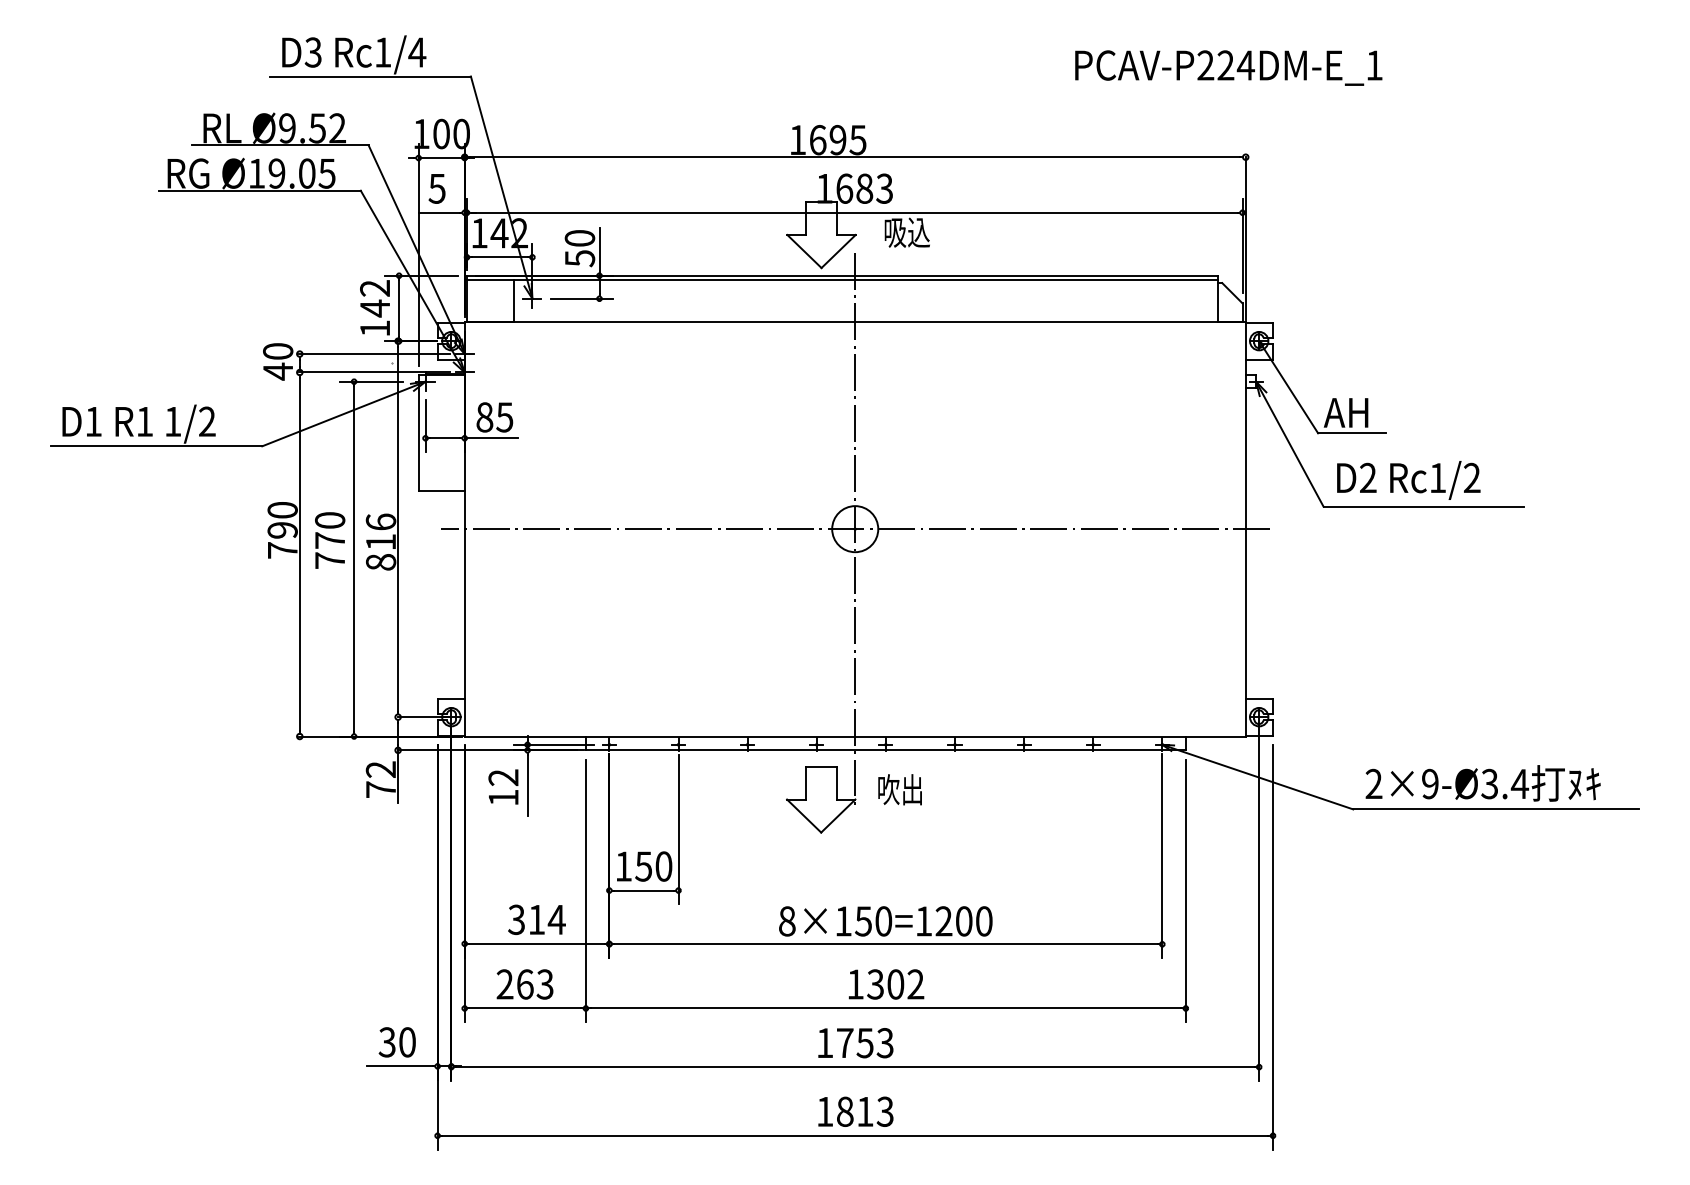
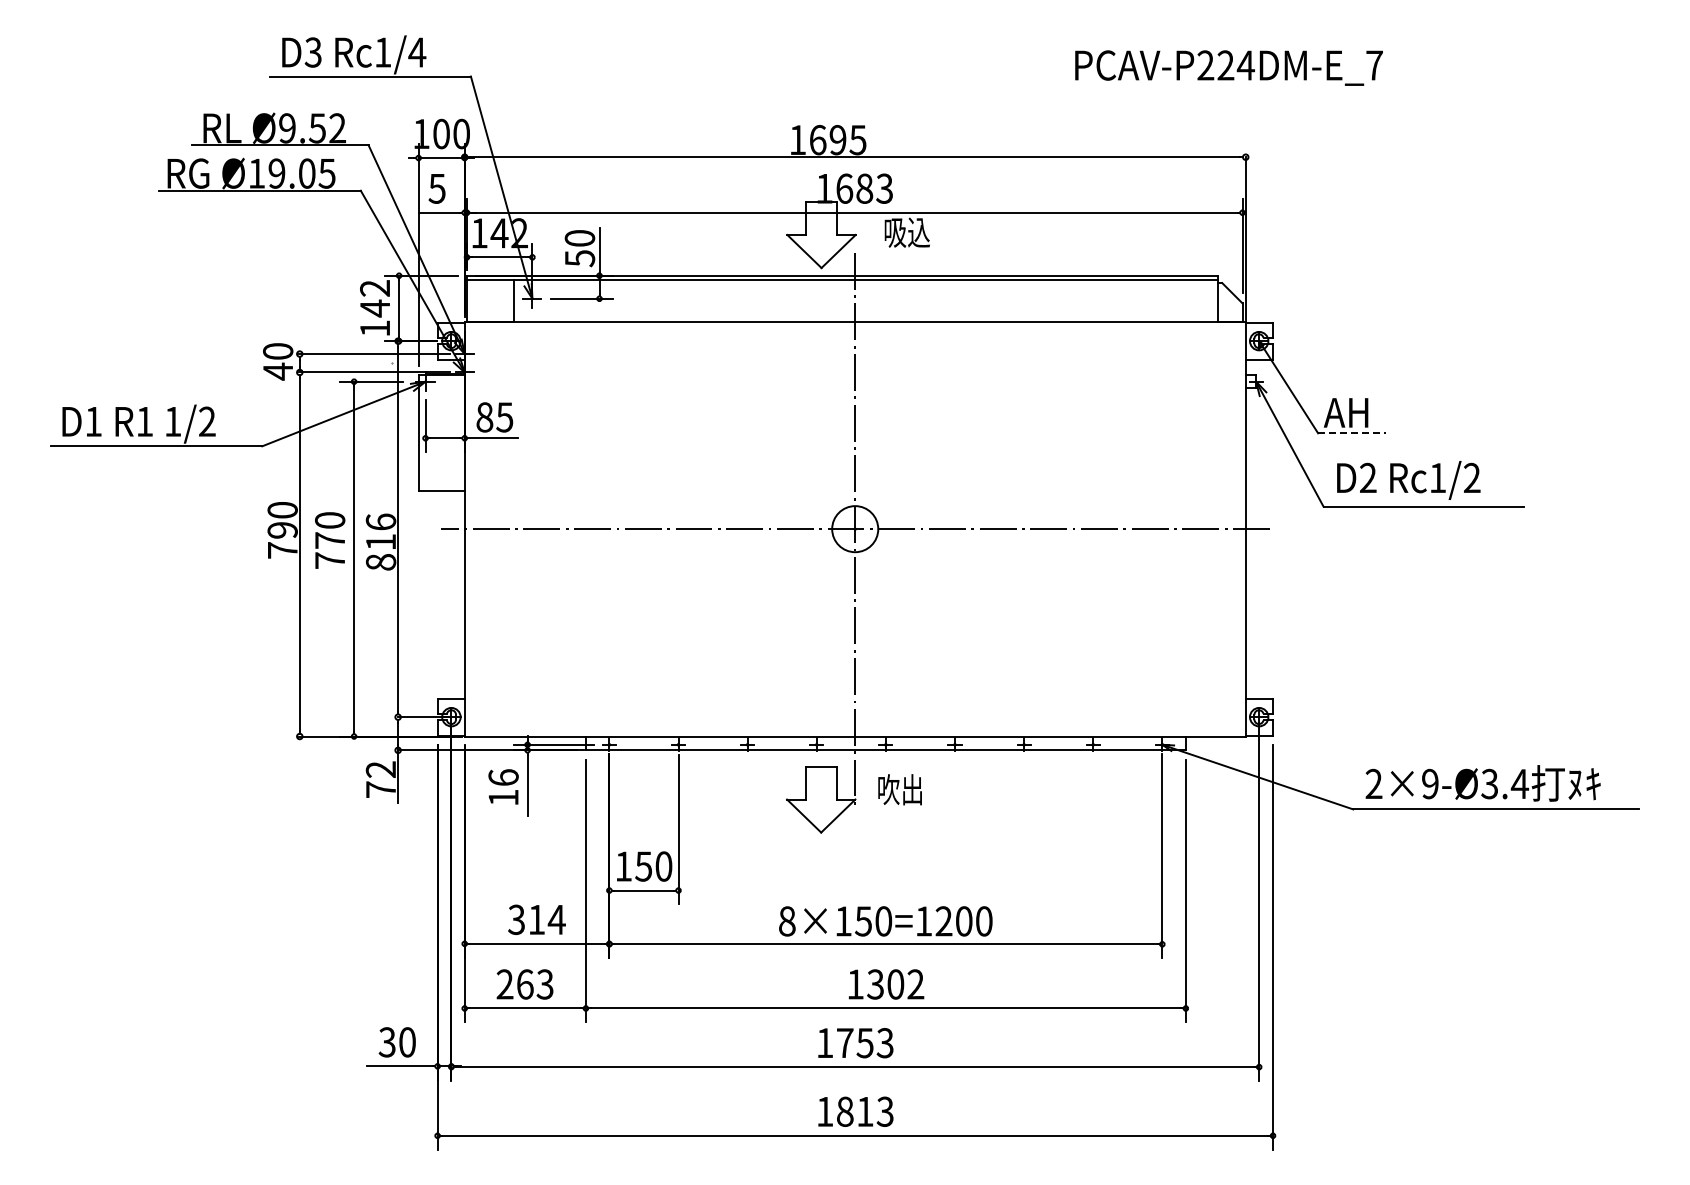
text: PCAV-P224DM-E_1 -> PCAV-P224DM-E_7 (1374, 65)
line: solid -> dashed (1352, 433)
text: 12 -> 16 (503, 777)
